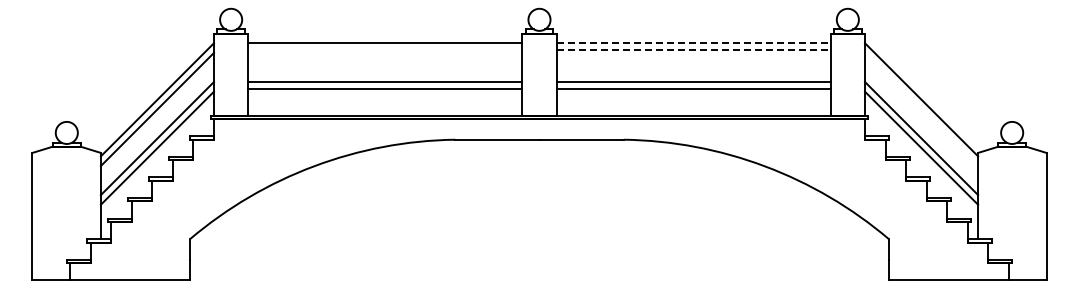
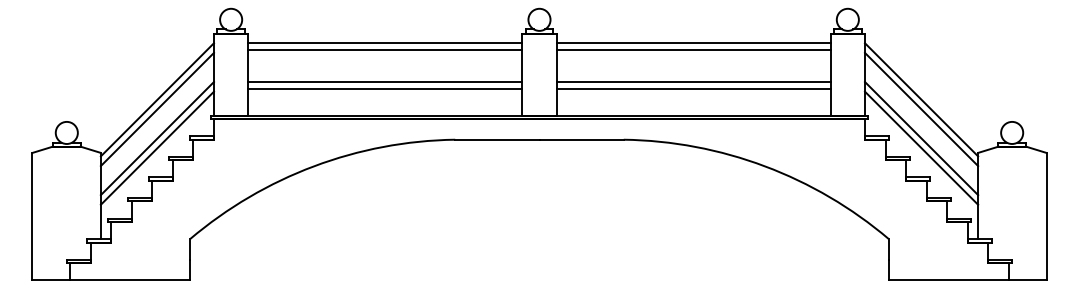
line: dashed -> solid (694, 43)
line: none -> present (385, 50)
line: dashed -> solid (694, 50)
line: none -> present (921, 109)
